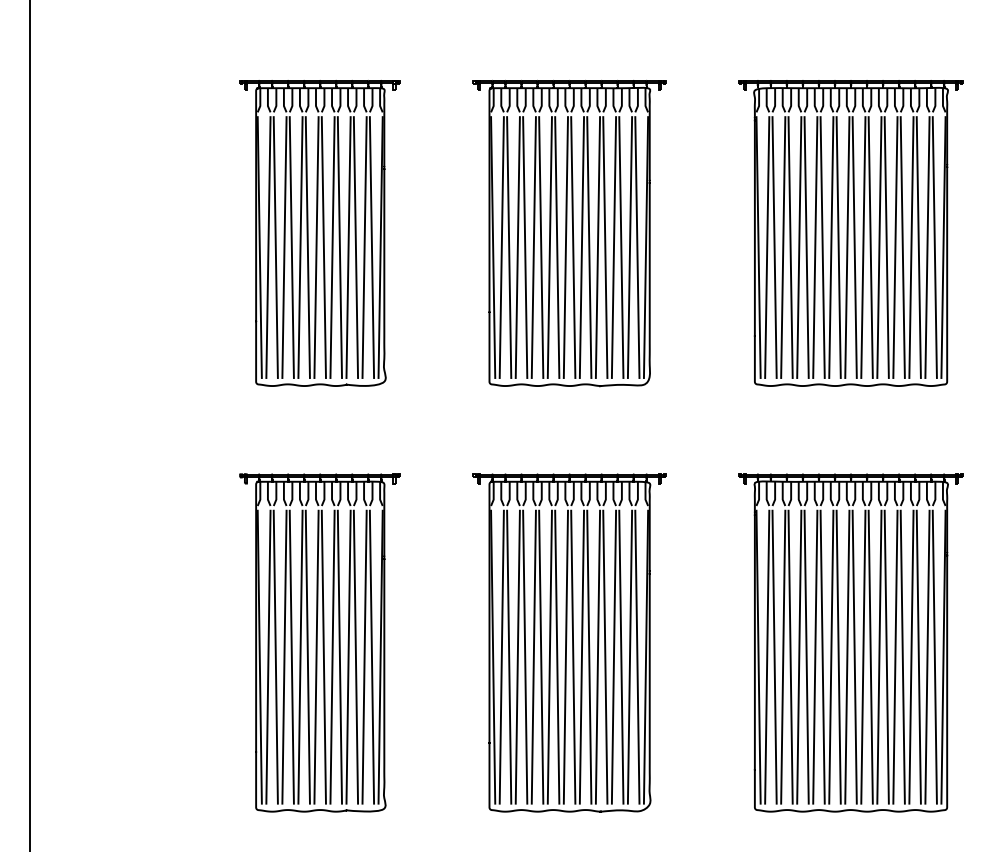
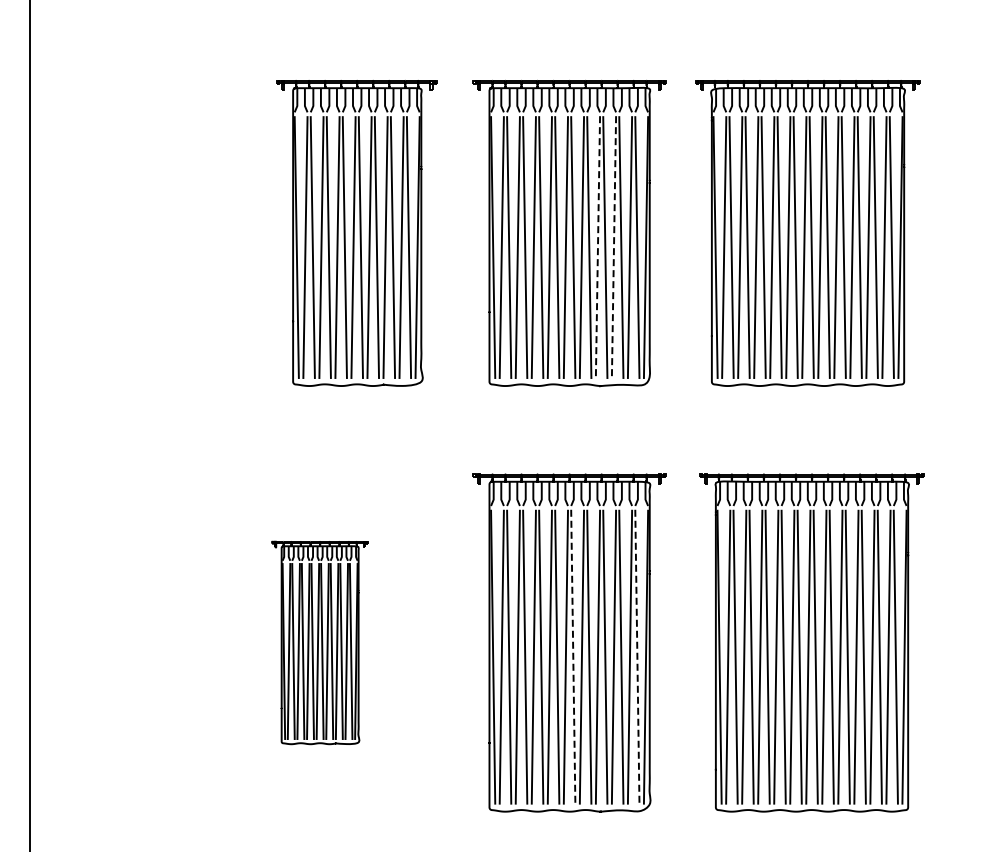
part position: (319, 233) -> (356, 233) (356, 233)
part position: (850, 233) -> (807, 233) (807, 233)
line: solid -> dashed (597, 248)
line: solid -> dashed (613, 248)
part size: 162x340 px -> 98x206 px (319, 642)
part position: (850, 642) -> (811, 642) (811, 642)
line: solid -> dashed (573, 657)
line: solid -> dashed (637, 657)
